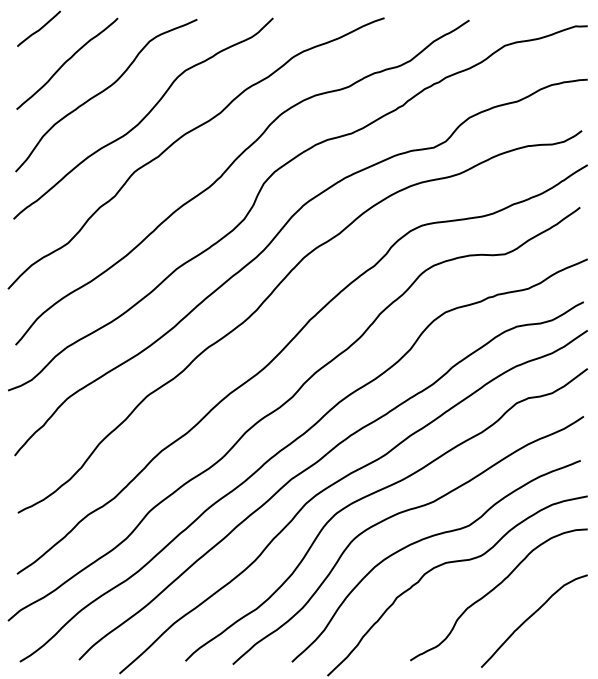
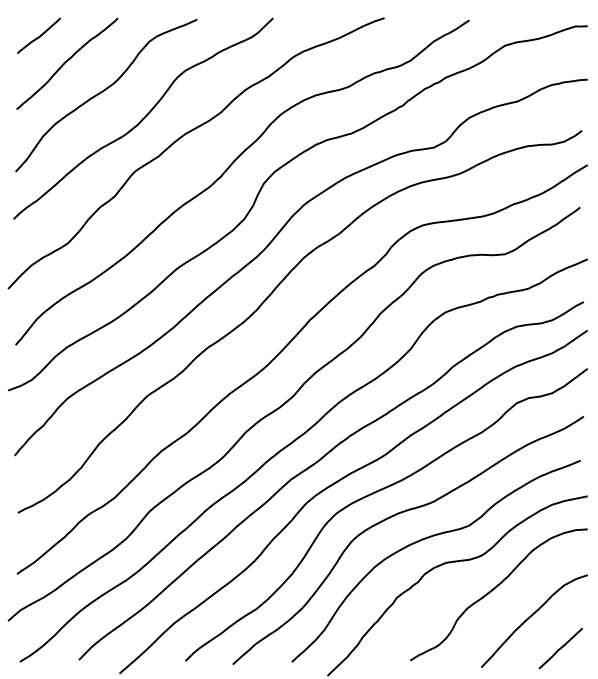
curve position: (39, 28) -> (39, 35) (39, 35)
line: none -> present (560, 648)
